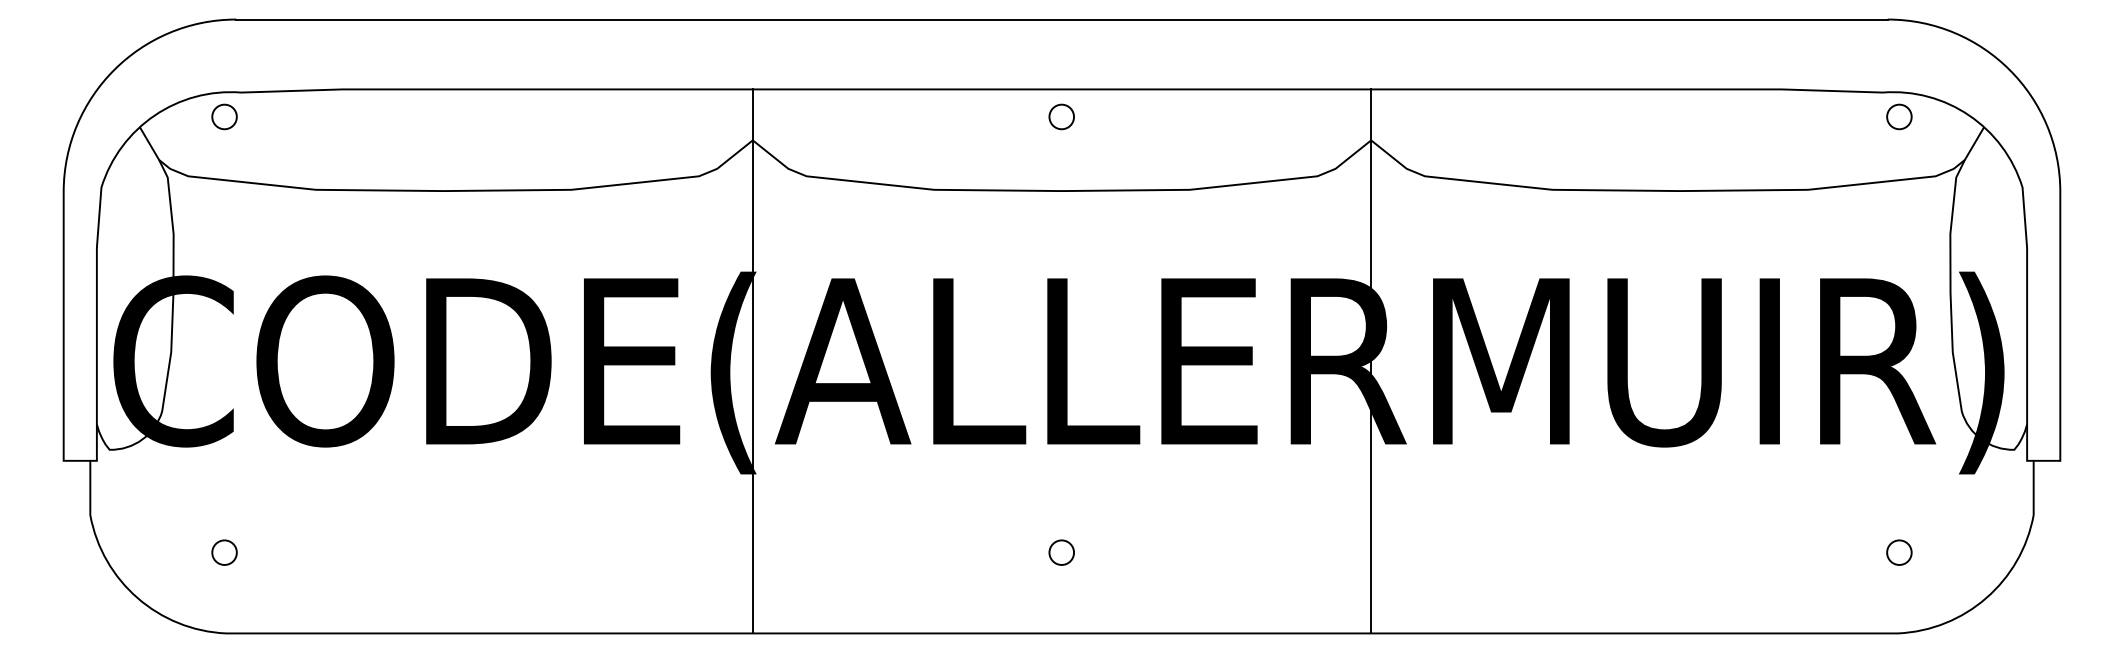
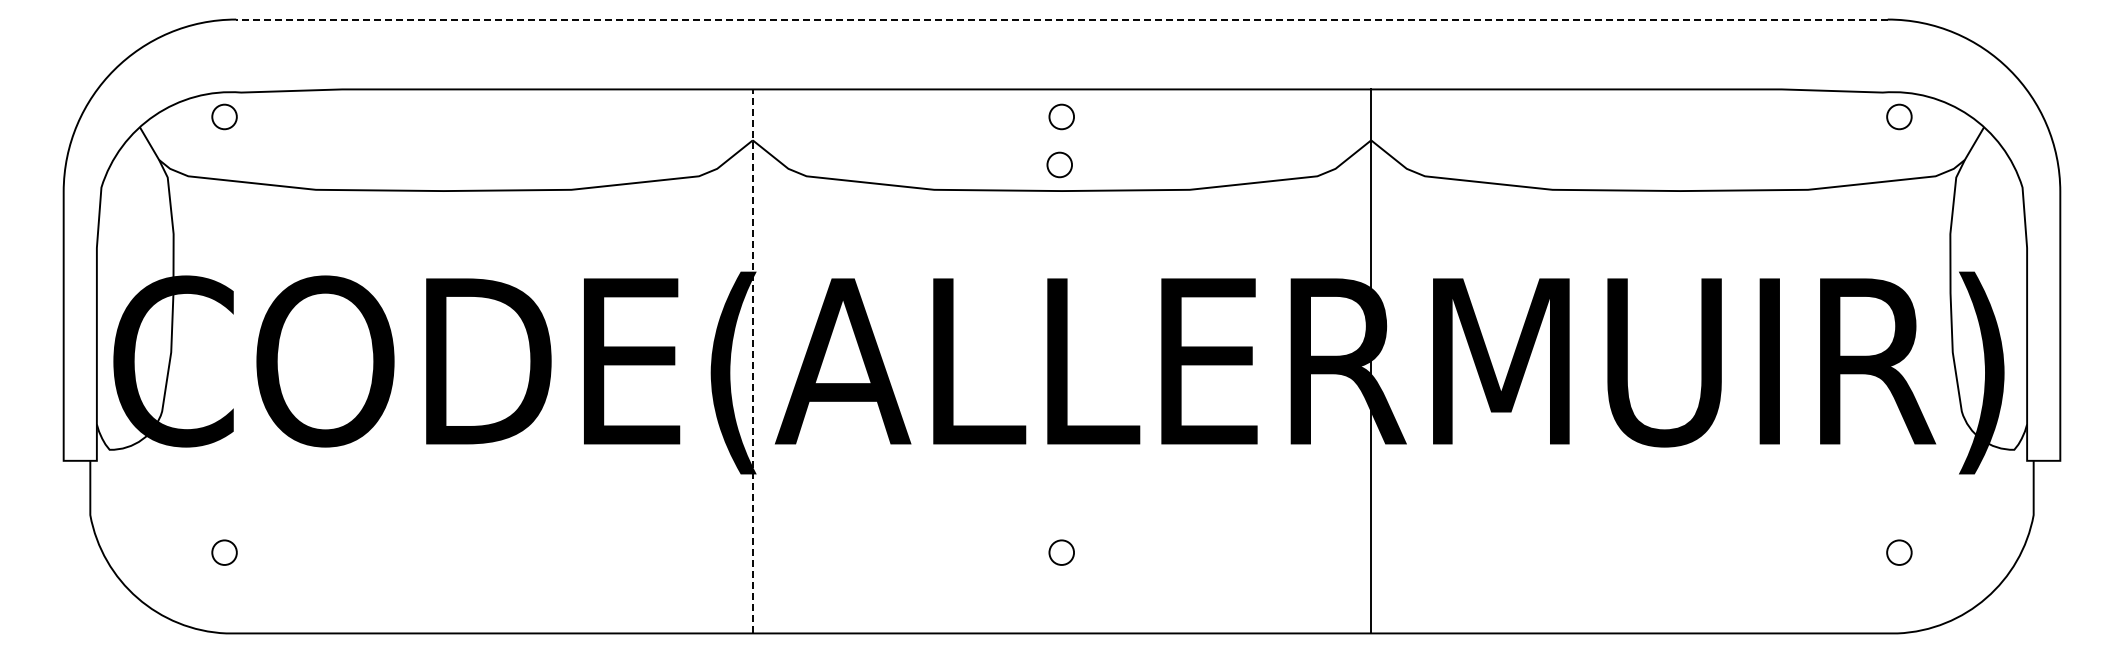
line: solid -> dashed (1062, 19)
circle: none -> present (1059, 164)
line: solid -> dashed (752, 361)
